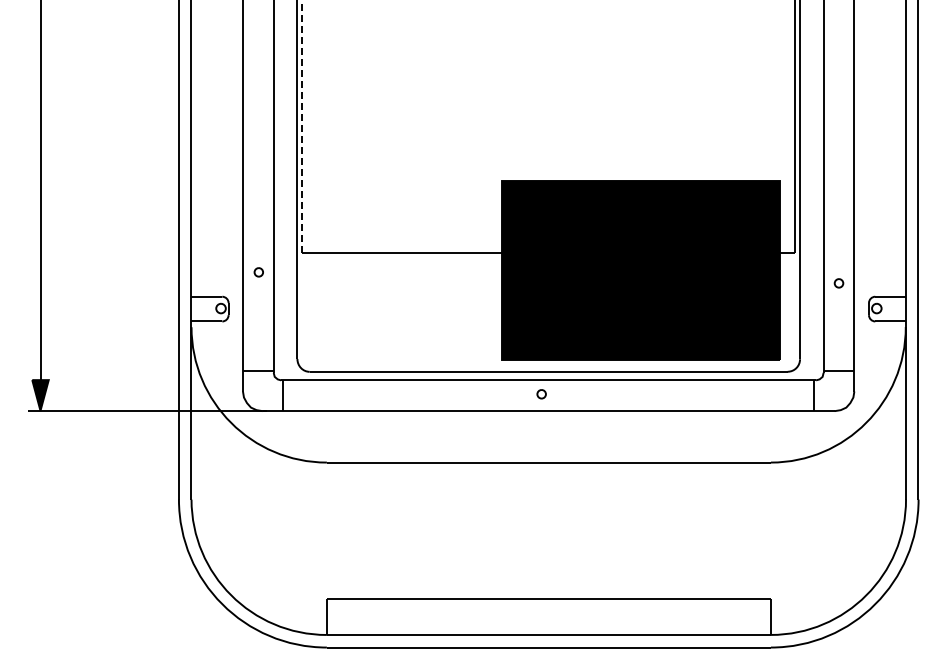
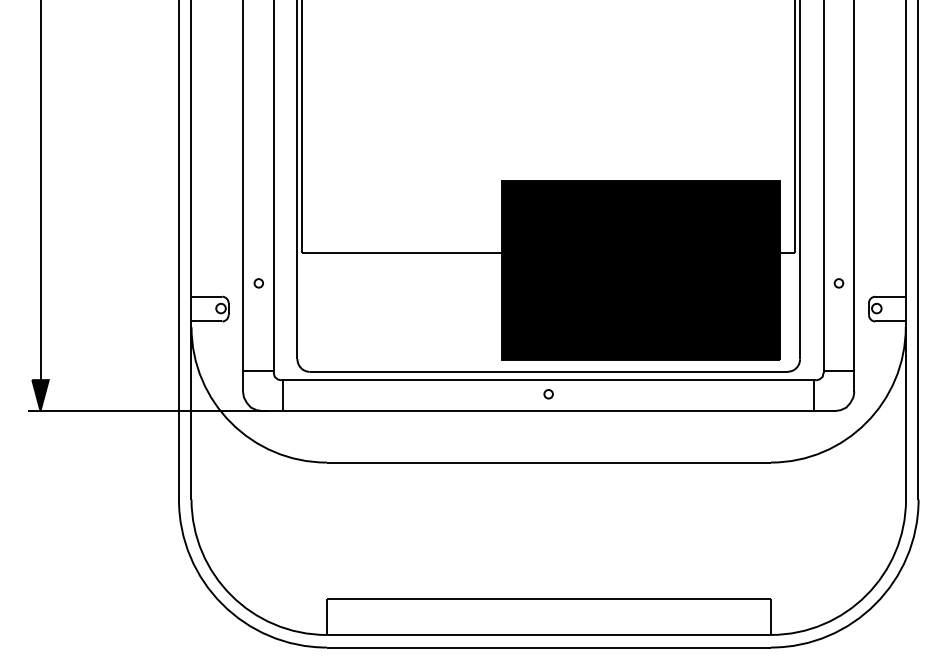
line: dashed -> solid (301, 126)
part position: (258, 272) -> (258, 283) (258, 283)
part position: (541, 394) -> (548, 394) (548, 394)
